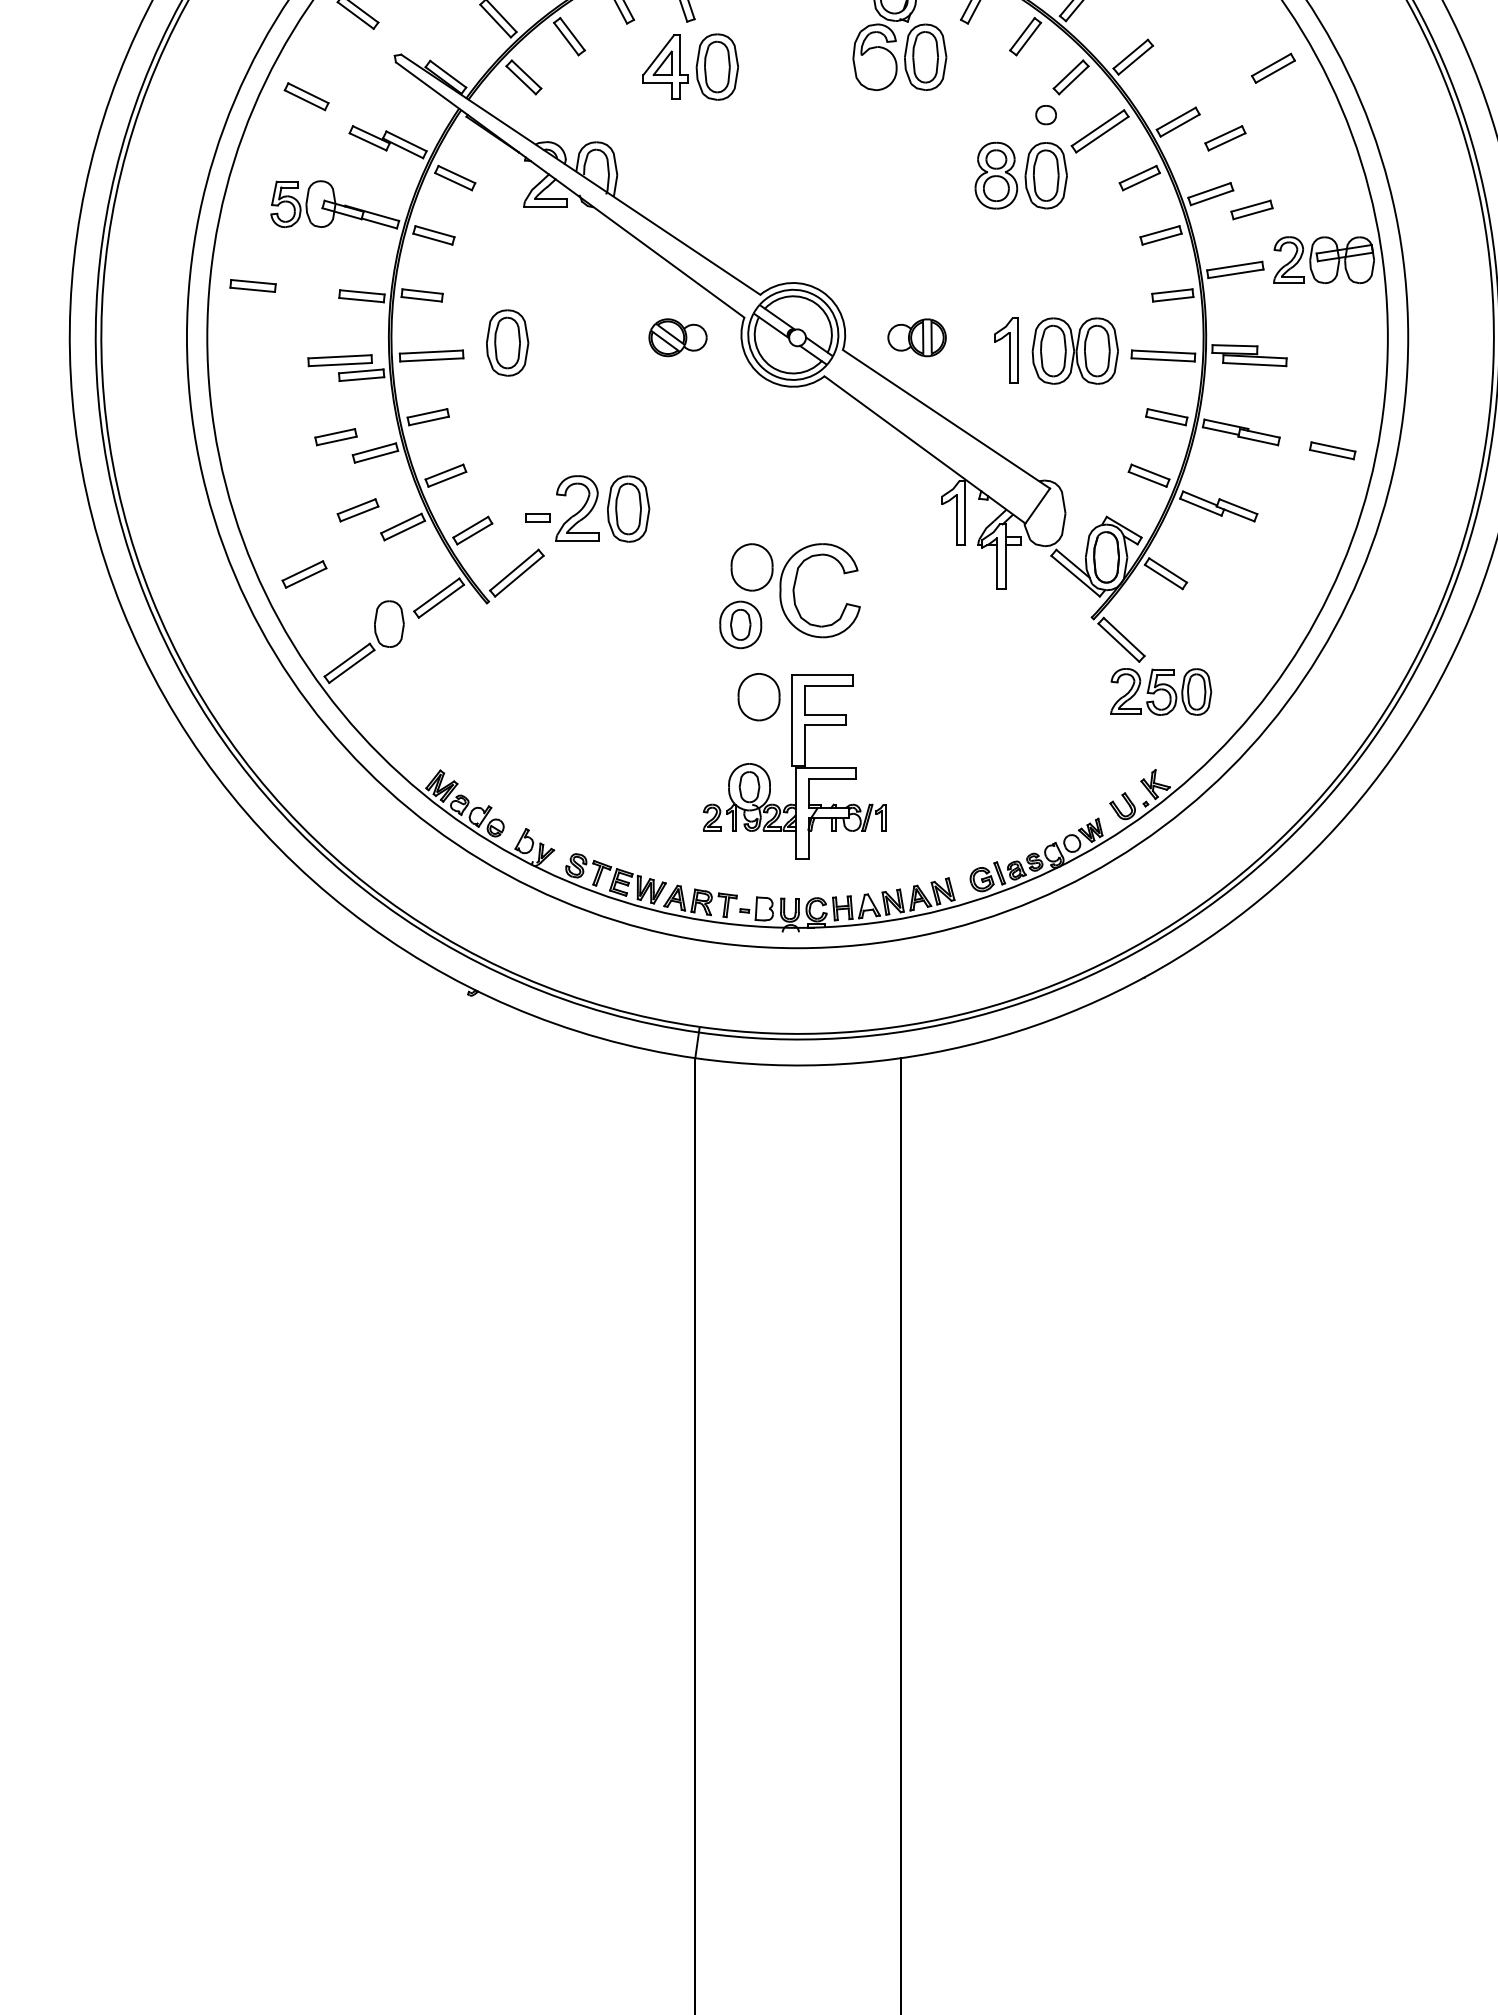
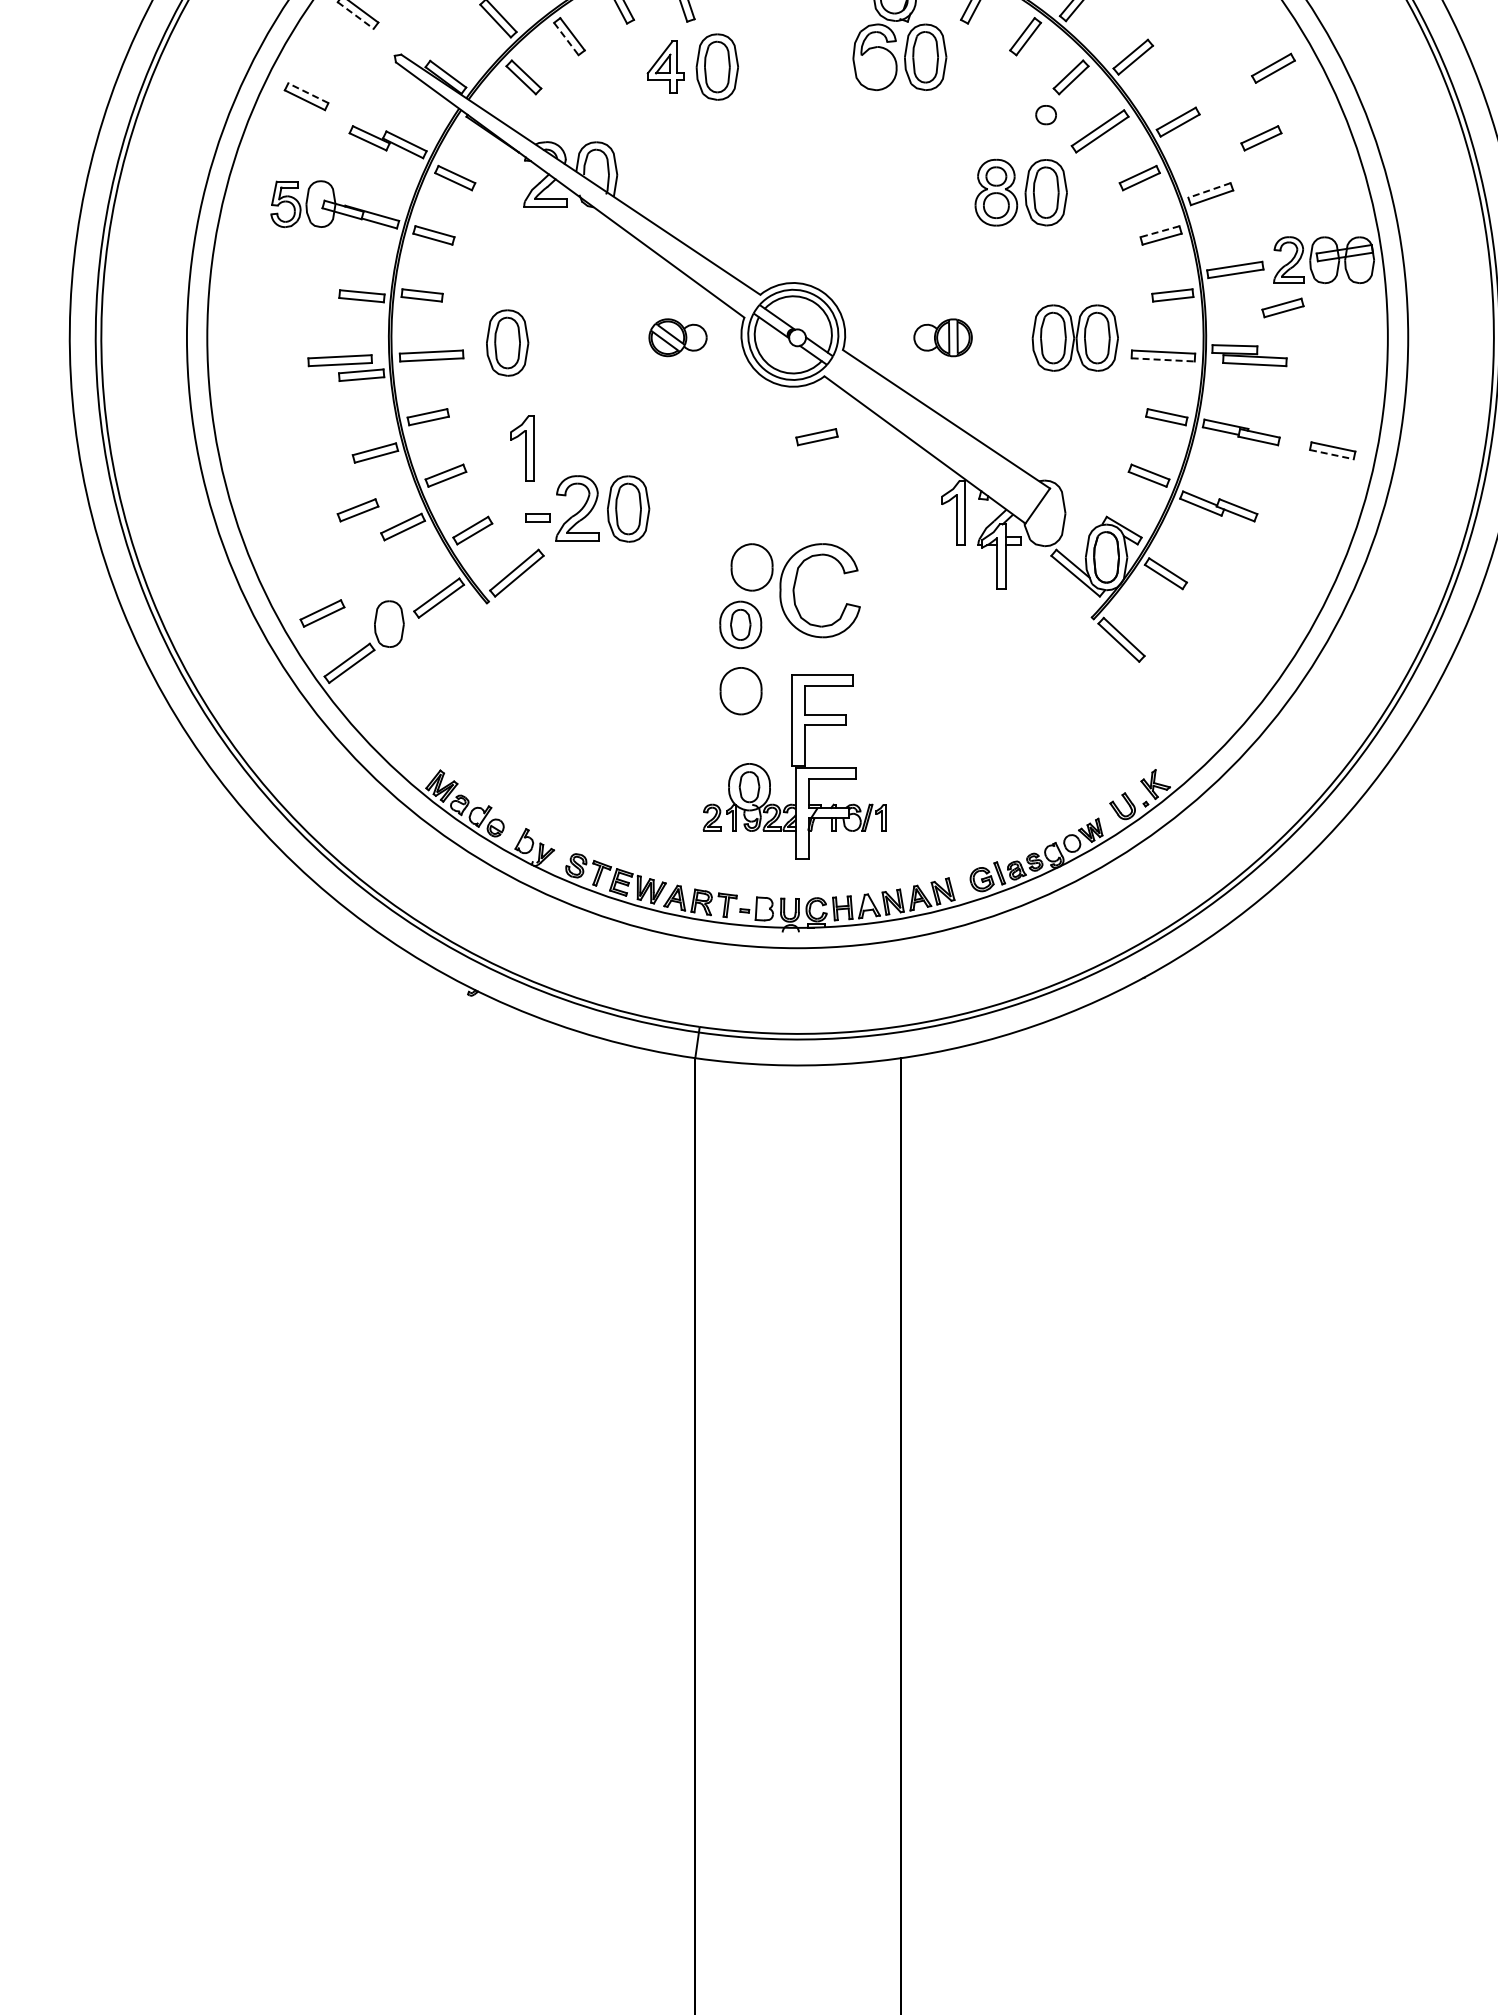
line: solid -> dashed (356, 15)
line: solid -> dashed (566, 39)
part size: 47x66 px -> 39x54 px (665, 66)
line: solid -> dashed (307, 93)
part position: (1225, 138) -> (1261, 138) (1261, 138)
part position: (1020, 175) -> (1020, 192) (1020, 192)
line: solid -> dashed (1209, 190)
part position: (1251, 209) -> (1282, 307) (1282, 307)
line: solid -> dashed (1159, 231)
part: present -> none (252, 285)
part position: (916, 337) -> (942, 337) (942, 337)
part position: (1006, 350) -> (522, 448) (522, 448)
part position: (1074, 350) -> (1074, 337) (1074, 337)
line: solid -> dashed (1163, 359)
part position: (335, 437) -> (816, 437) (816, 437)
line: solid -> dashed (1332, 454)
part position: (304, 574) -> (322, 613) (322, 613)
part: present -> none (1161, 691)
part position: (758, 697) -> (740, 691) (740, 691)
